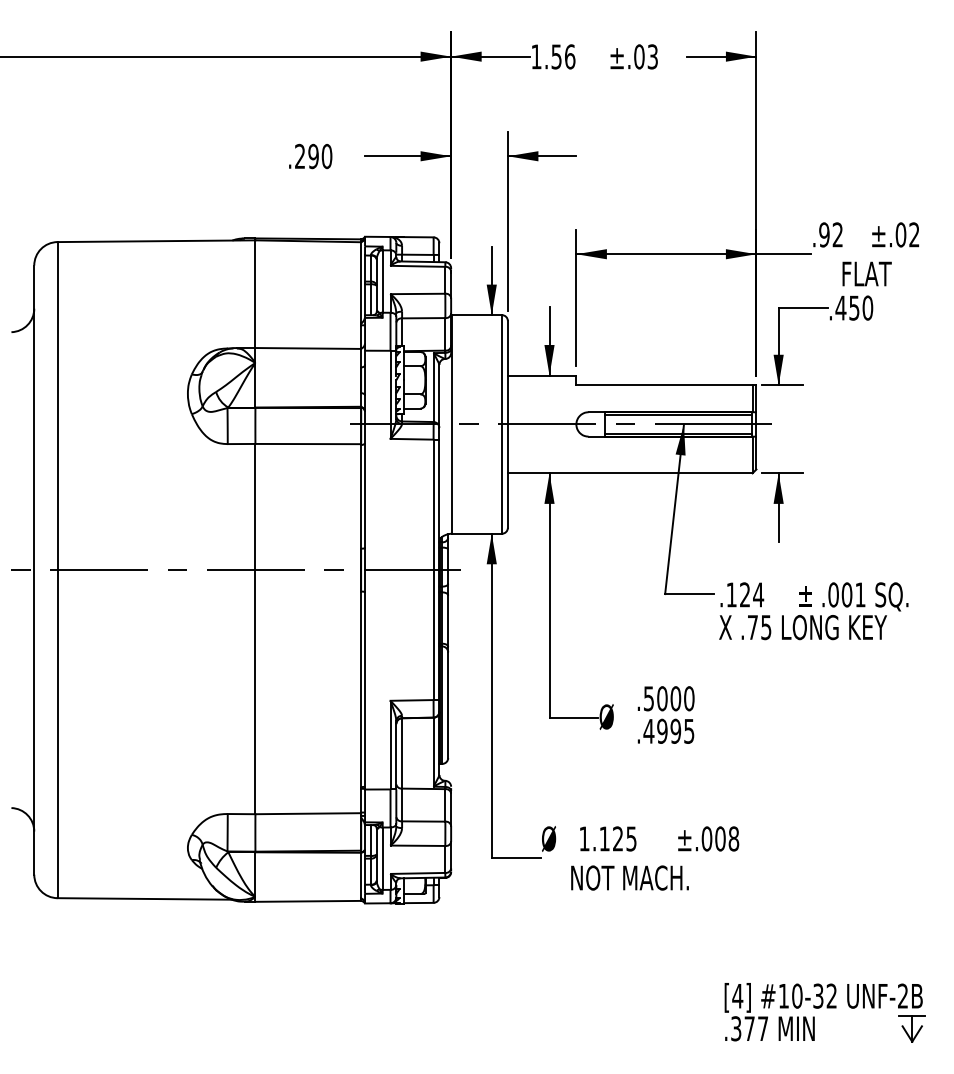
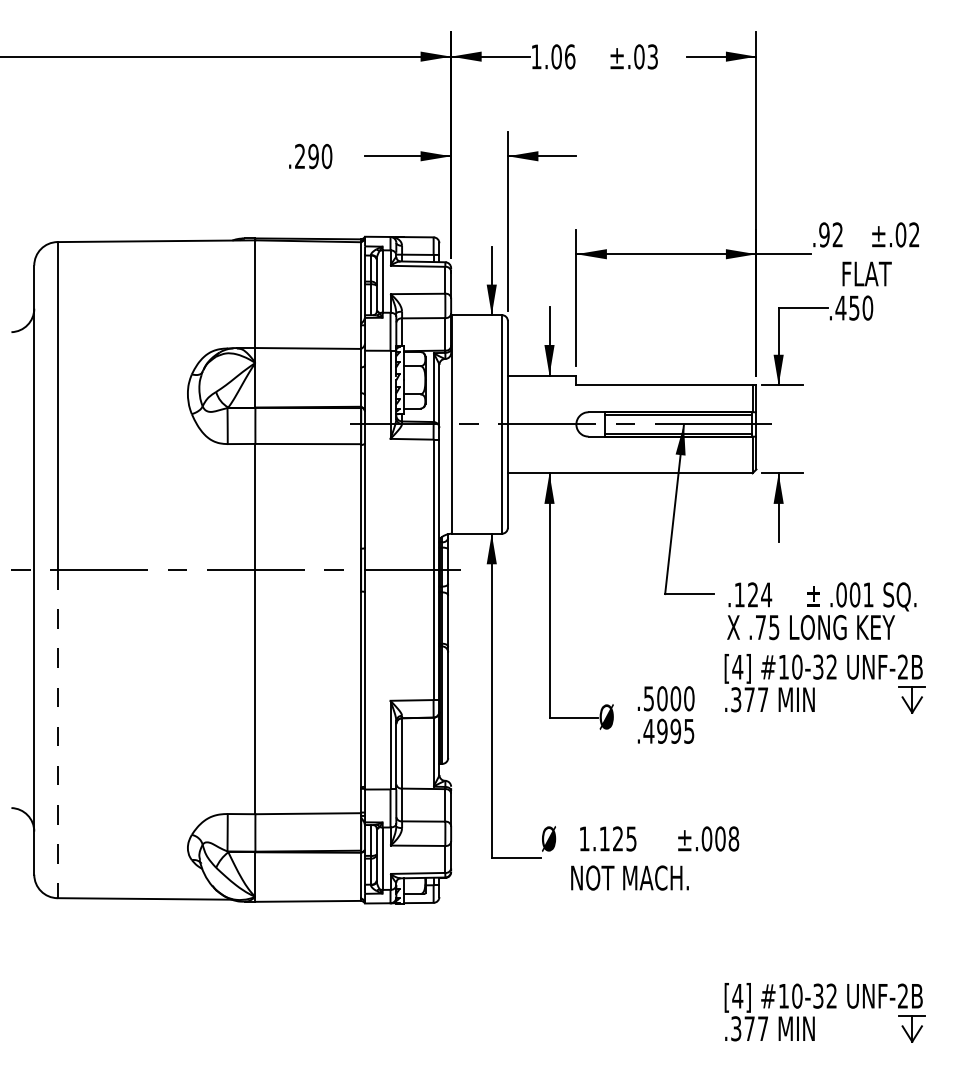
text: 1.56 -> 1.06 (556, 56)
text position: (813, 611) -> (821, 611) (821, 611)
part: none -> present (824, 683)
line: solid -> dashed (57, 734)
